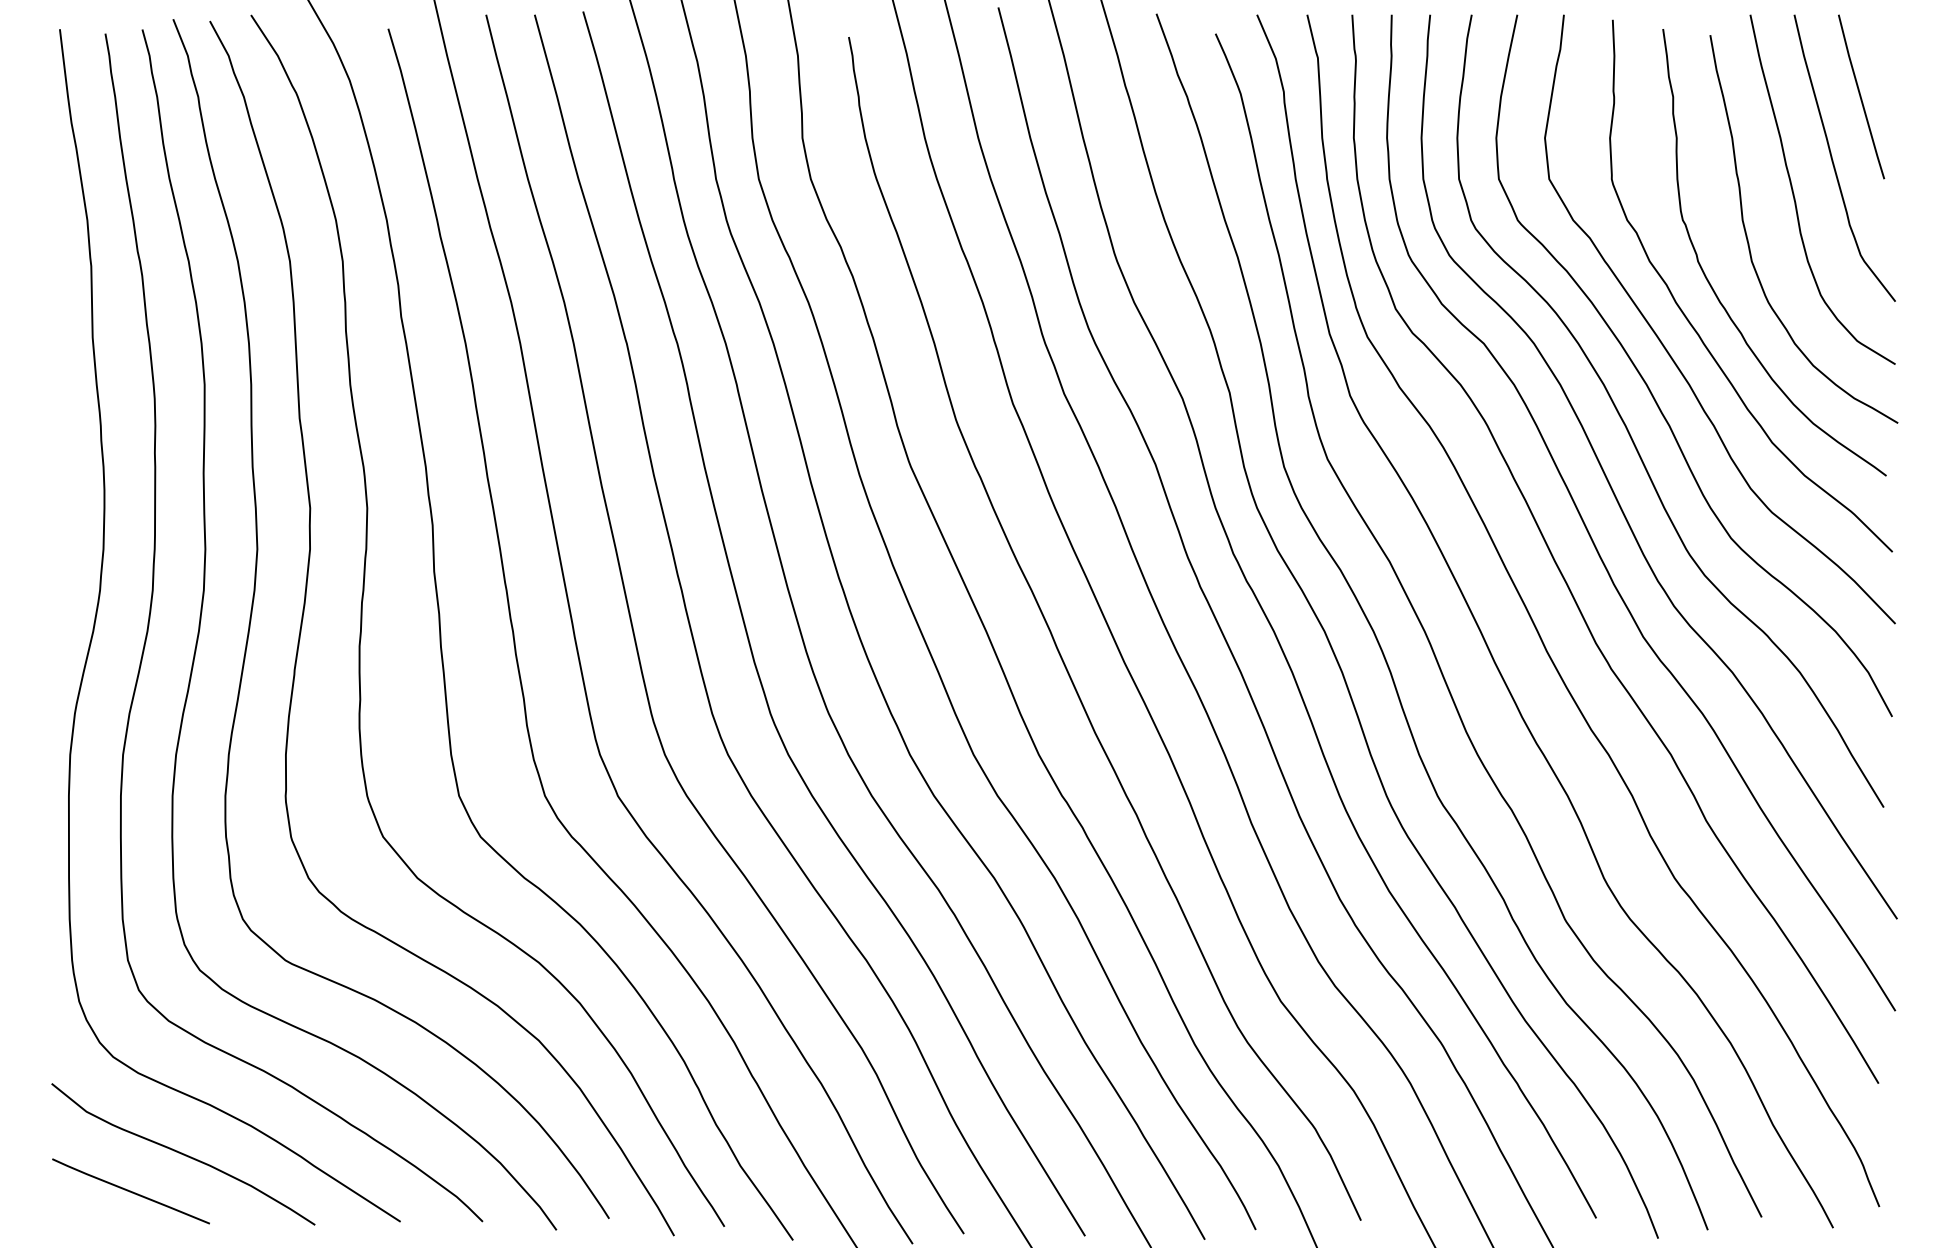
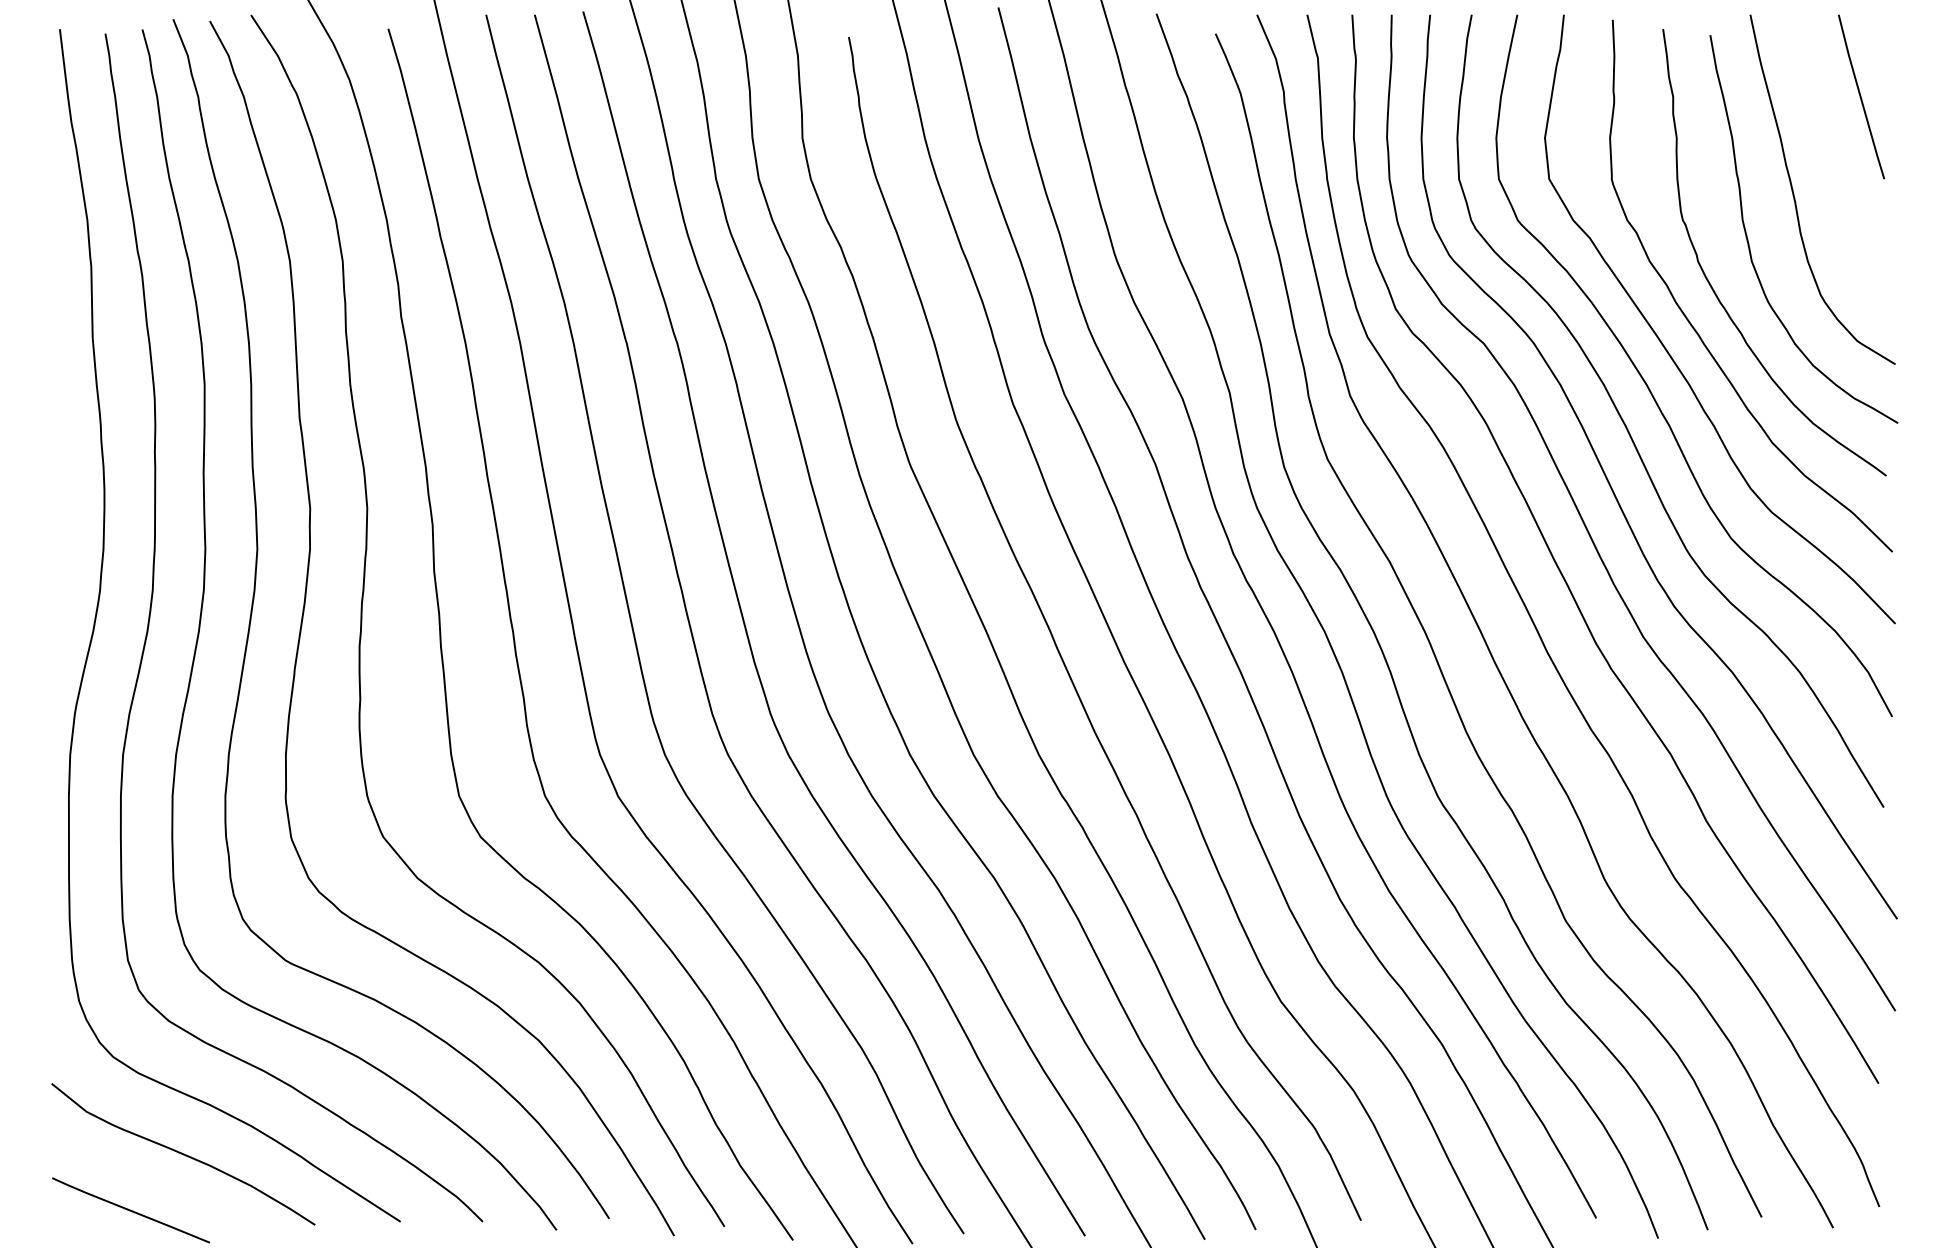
curve: present -> none (1833, 160)
line position: (130, 1191) -> (130, 1210) (130, 1210)
